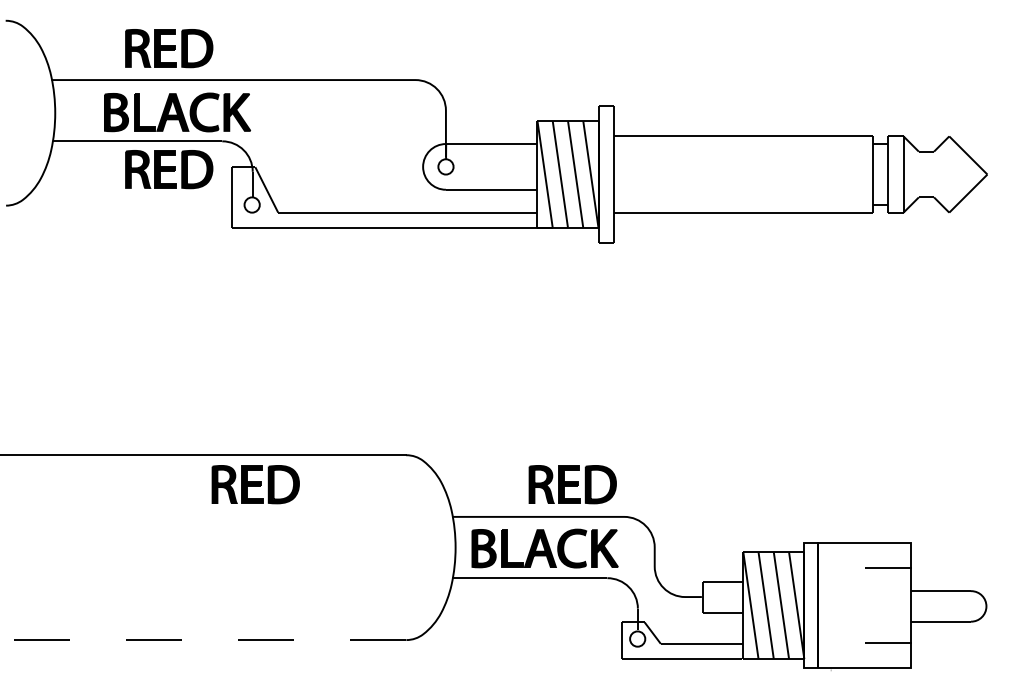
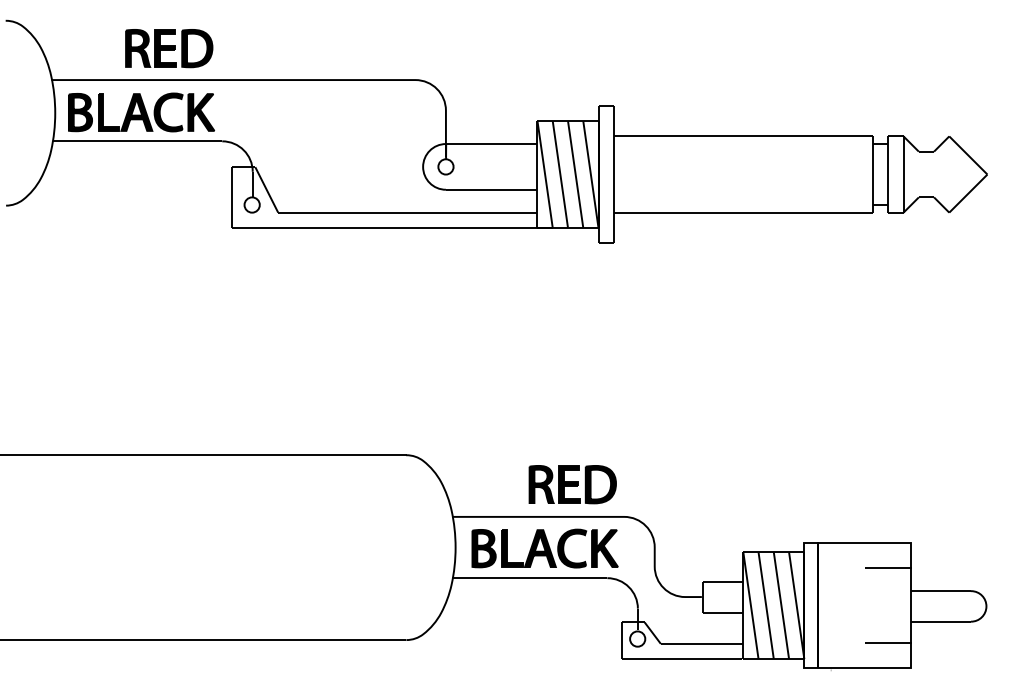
part position: (177, 112) -> (141, 112) (141, 112)
part: present -> none (169, 169)
part: present -> none (255, 484)
line: dashed -> solid (203, 639)
